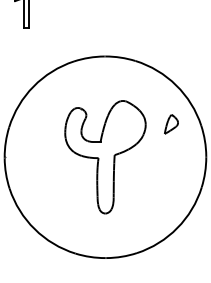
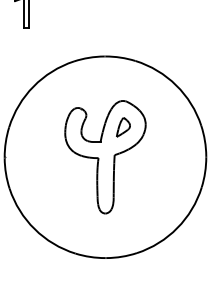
part position: (171, 124) -> (123, 127) (123, 127)
